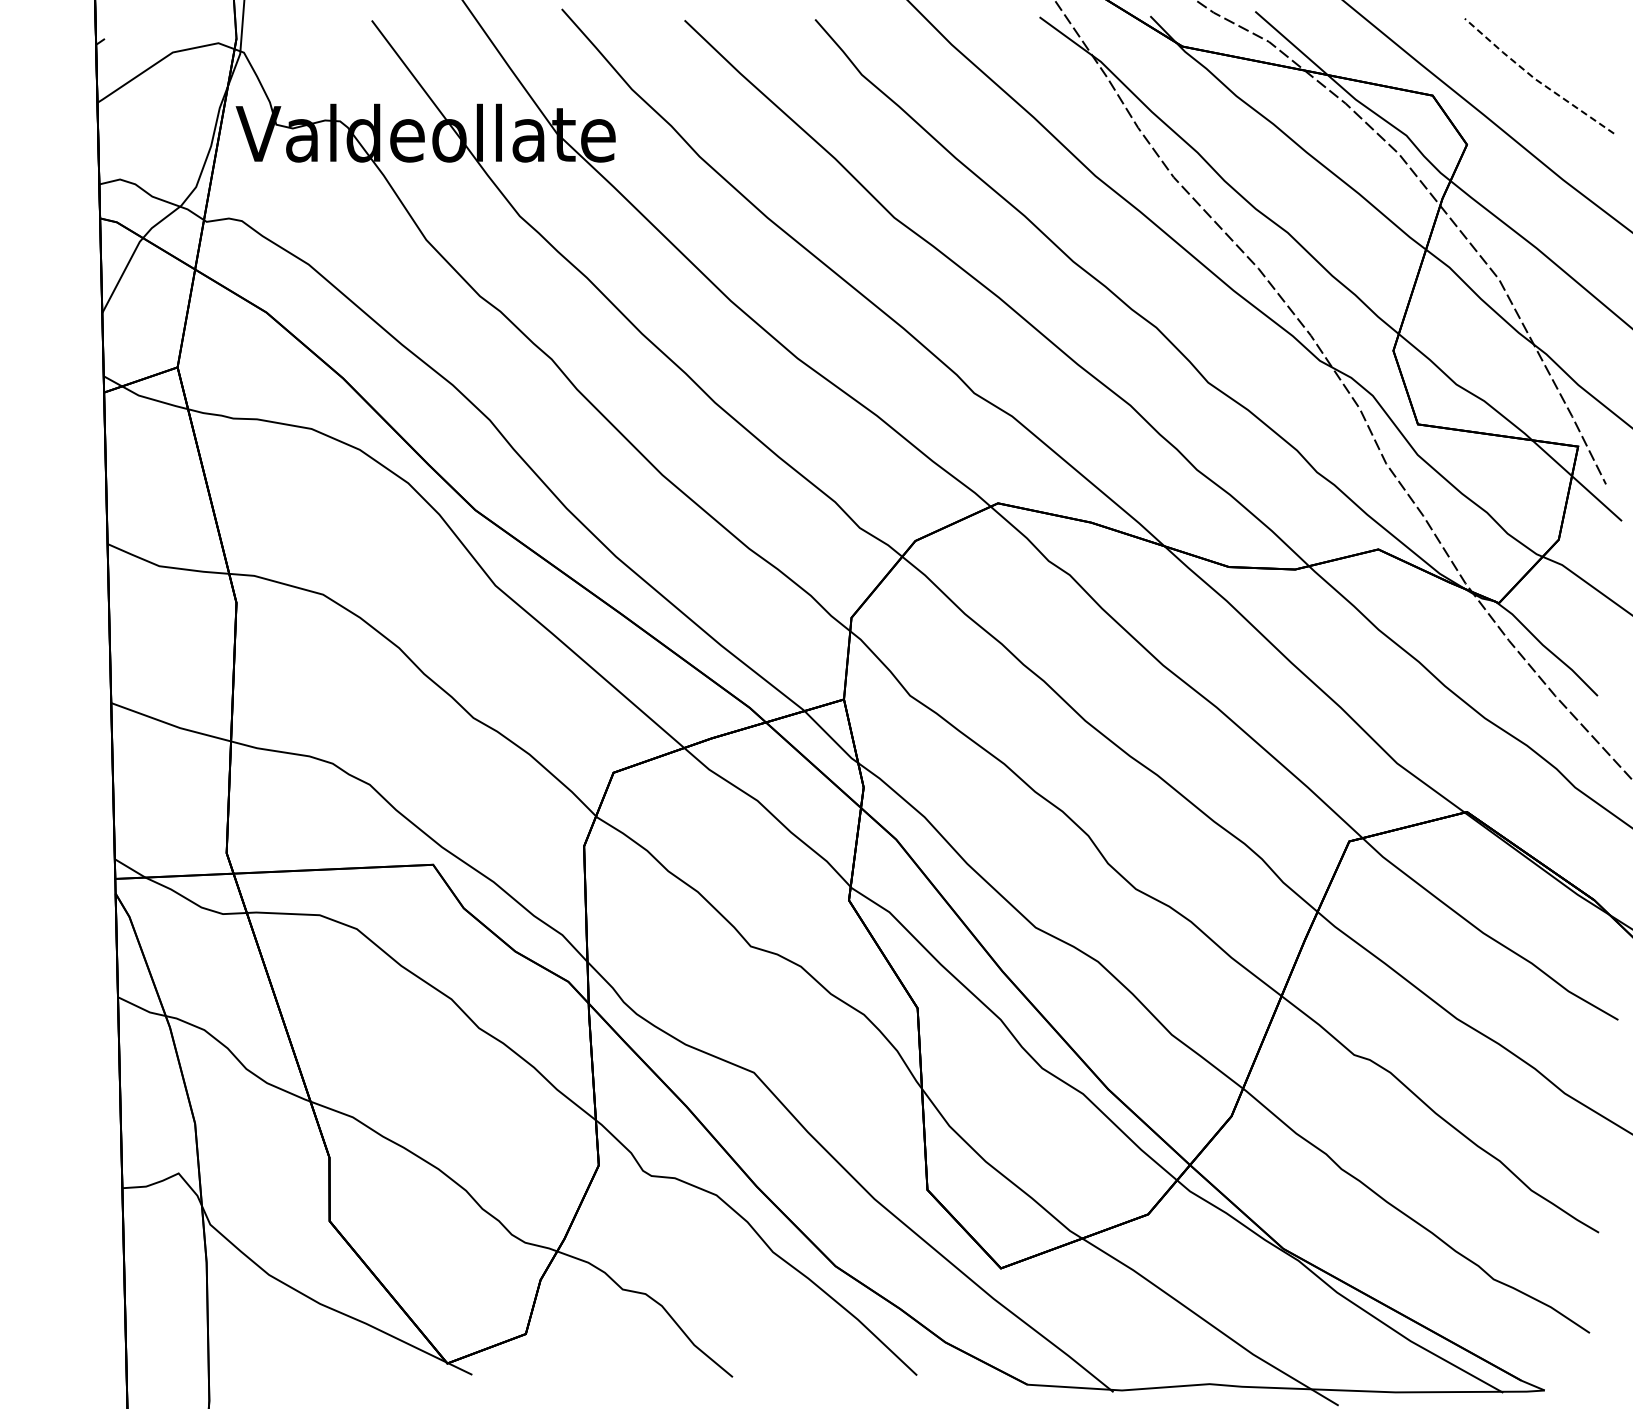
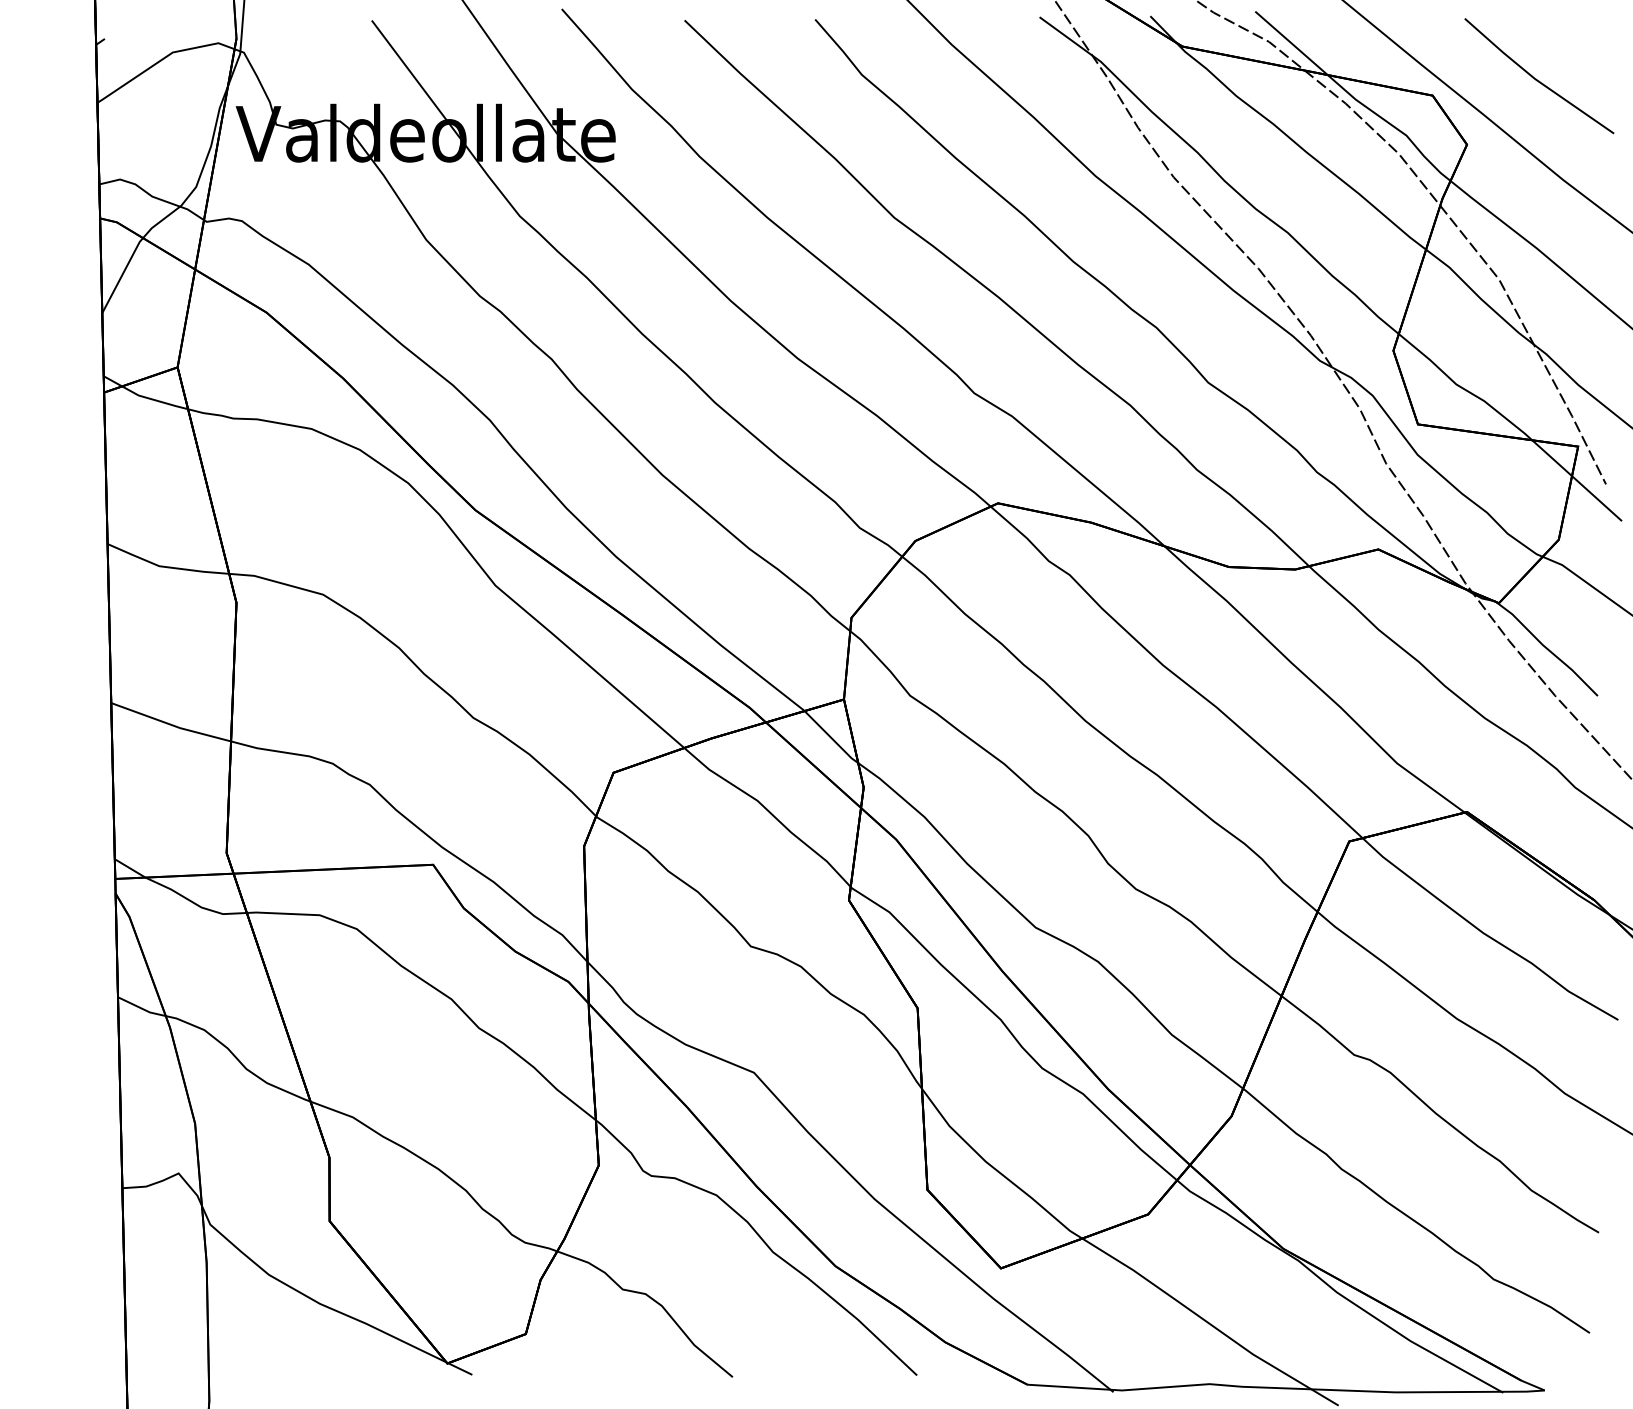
line: dashed -> solid (1535, 79)
